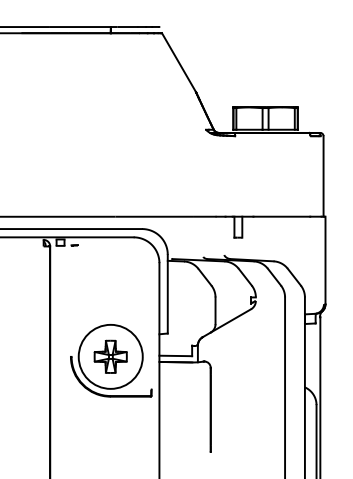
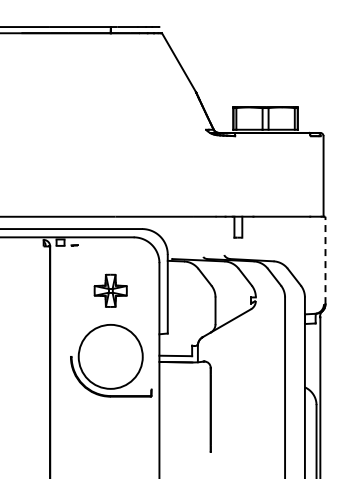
line: solid -> dashed (325, 260)
part position: (110, 356) -> (110, 290) (110, 290)
